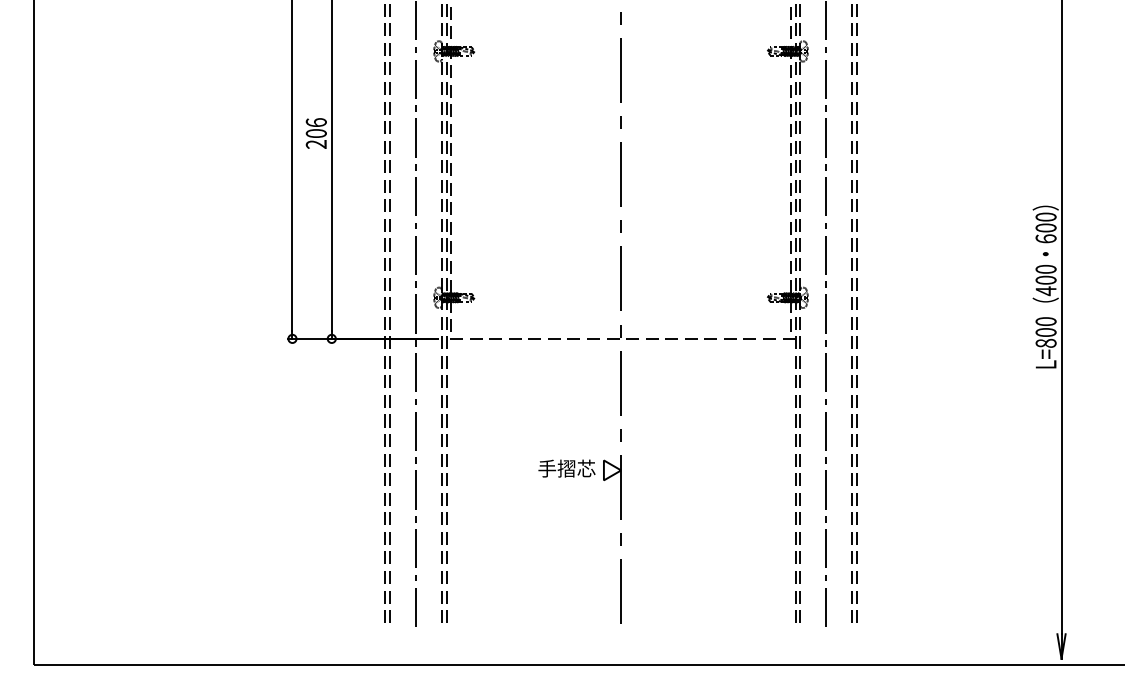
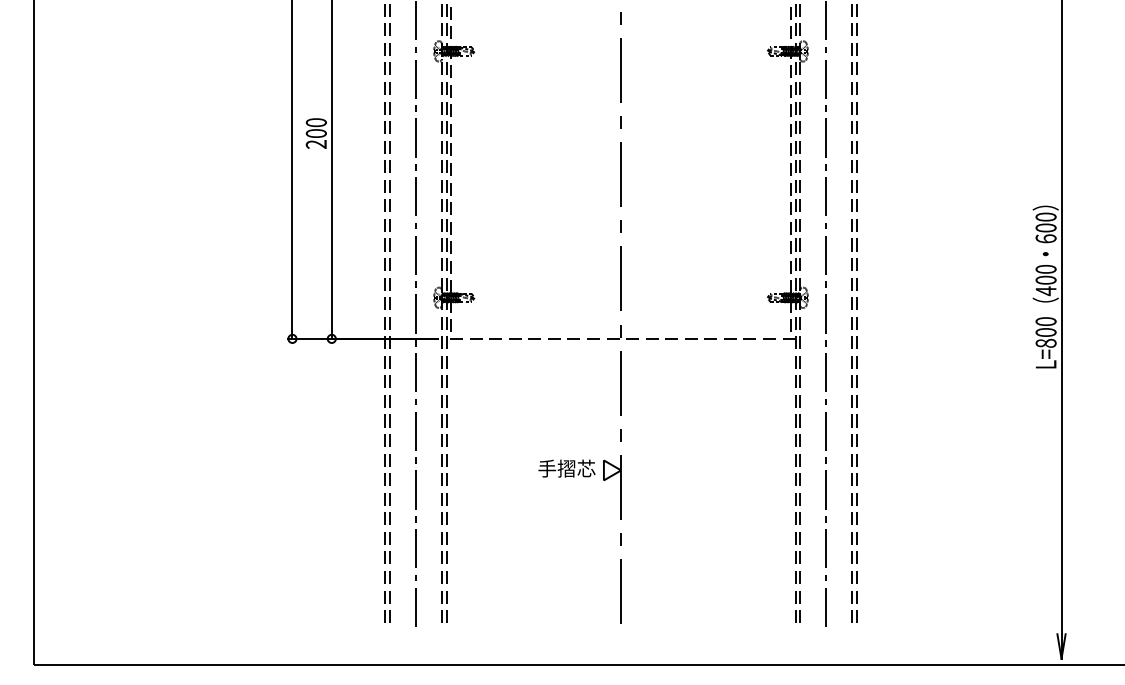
text: 206 -> 200 (315, 122)
